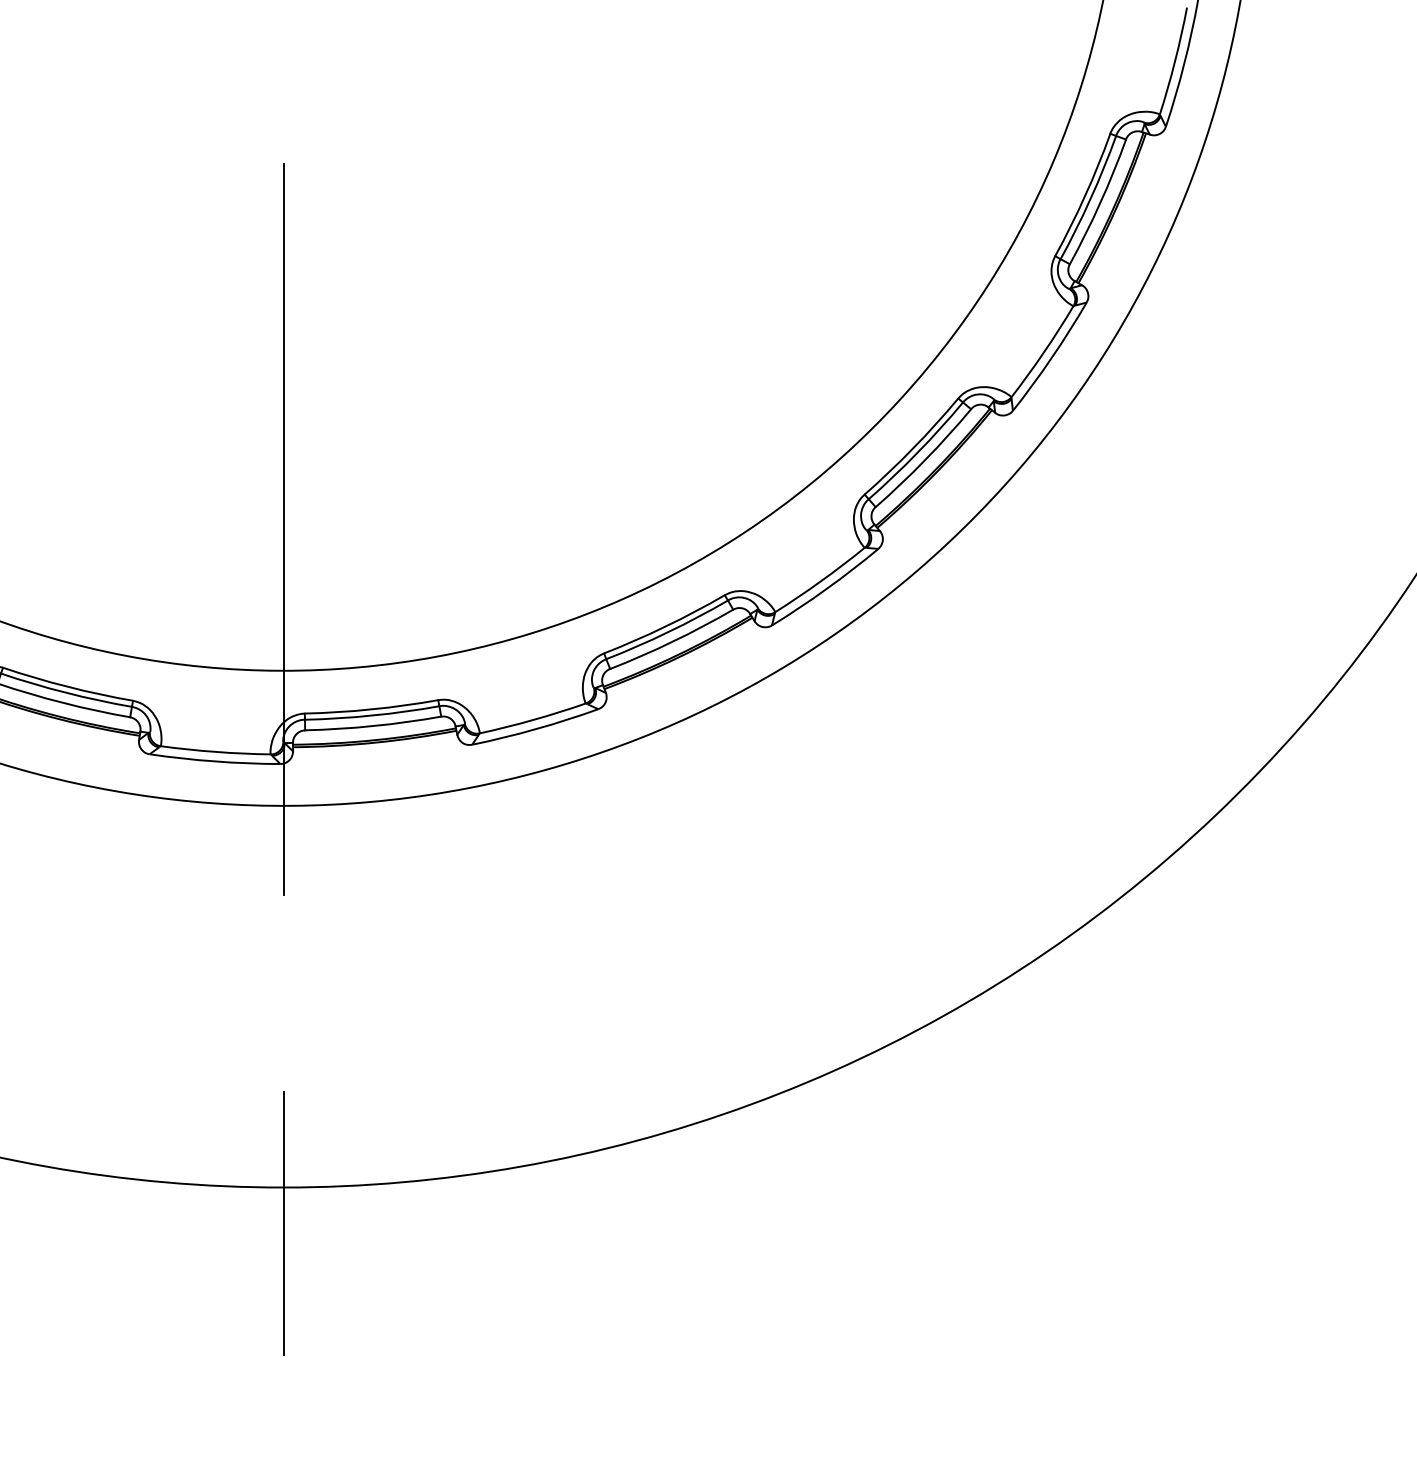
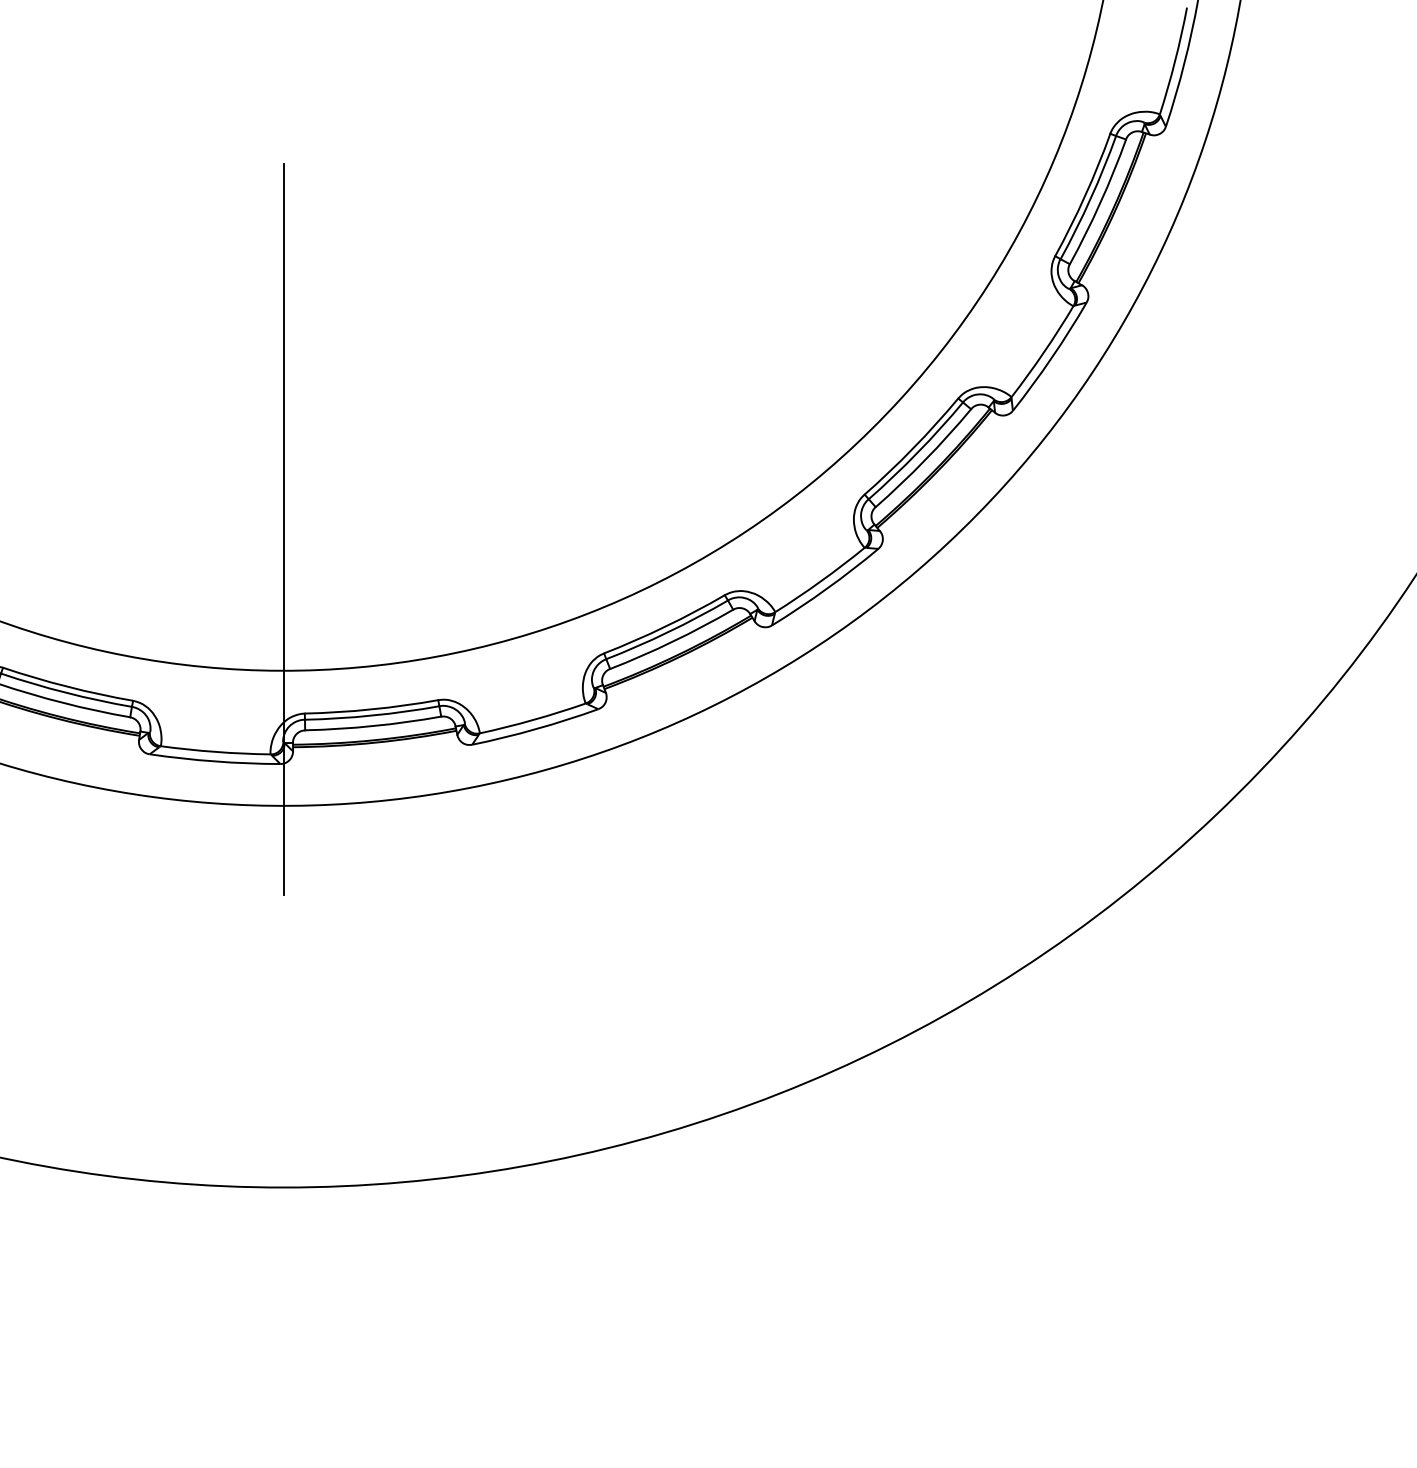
line: present -> none (283, 1223)
